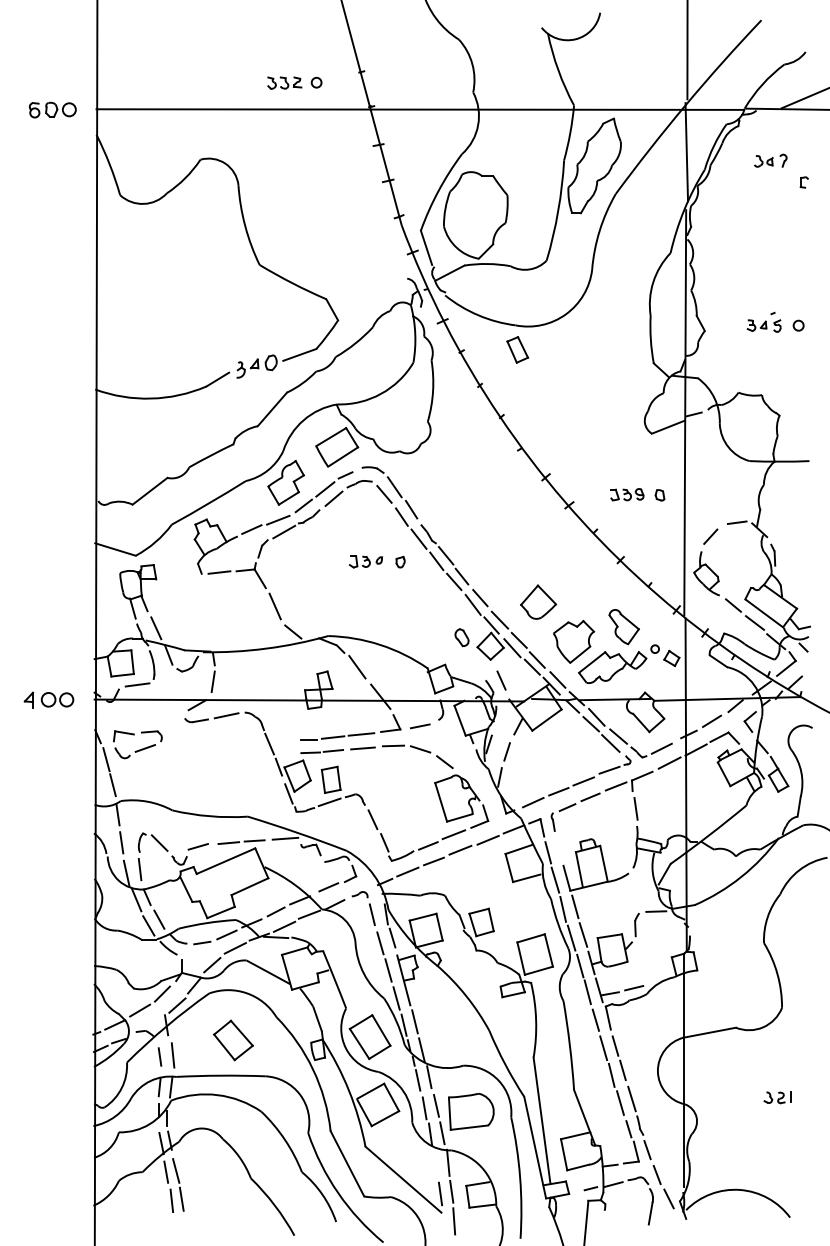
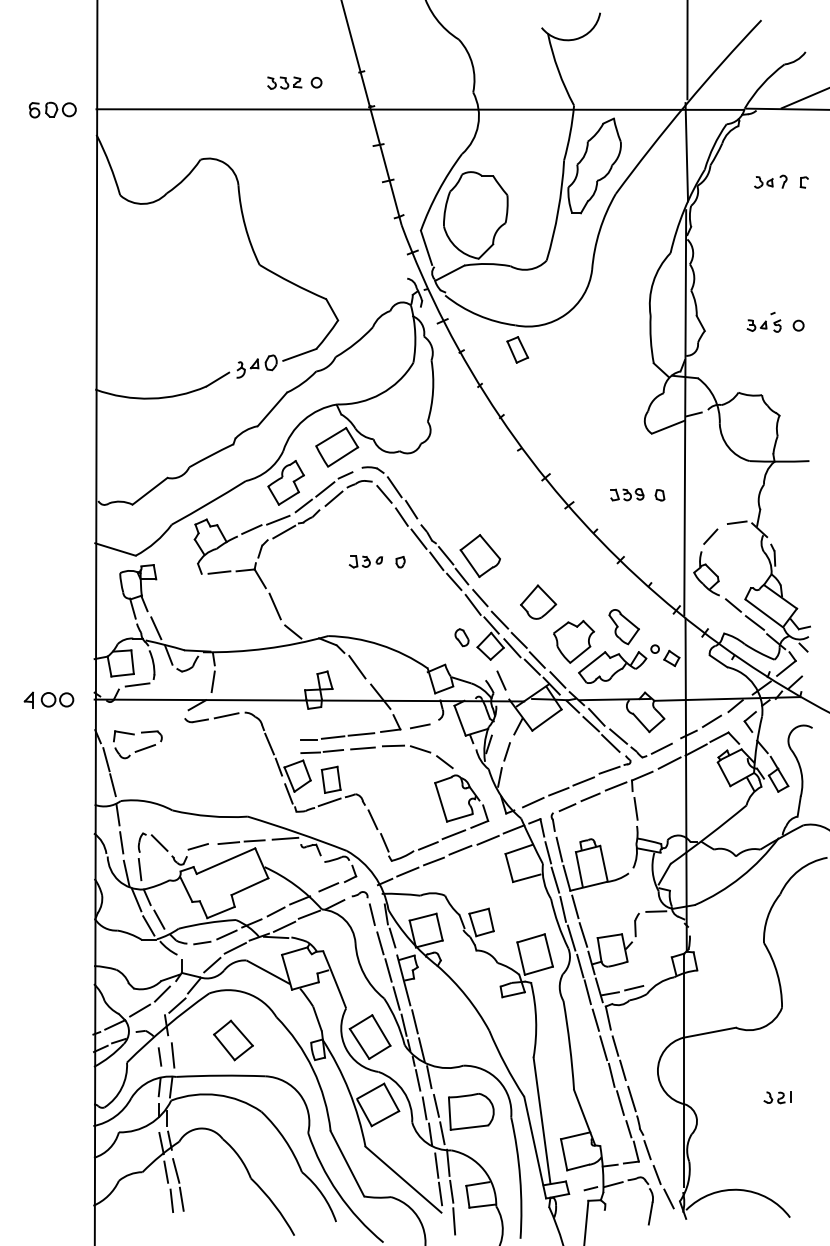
part position: (770, 160) -> (770, 181) (770, 181)
part: none -> present (479, 556)
line: none -> present (559, 849)
line: none -> present (436, 1165)
